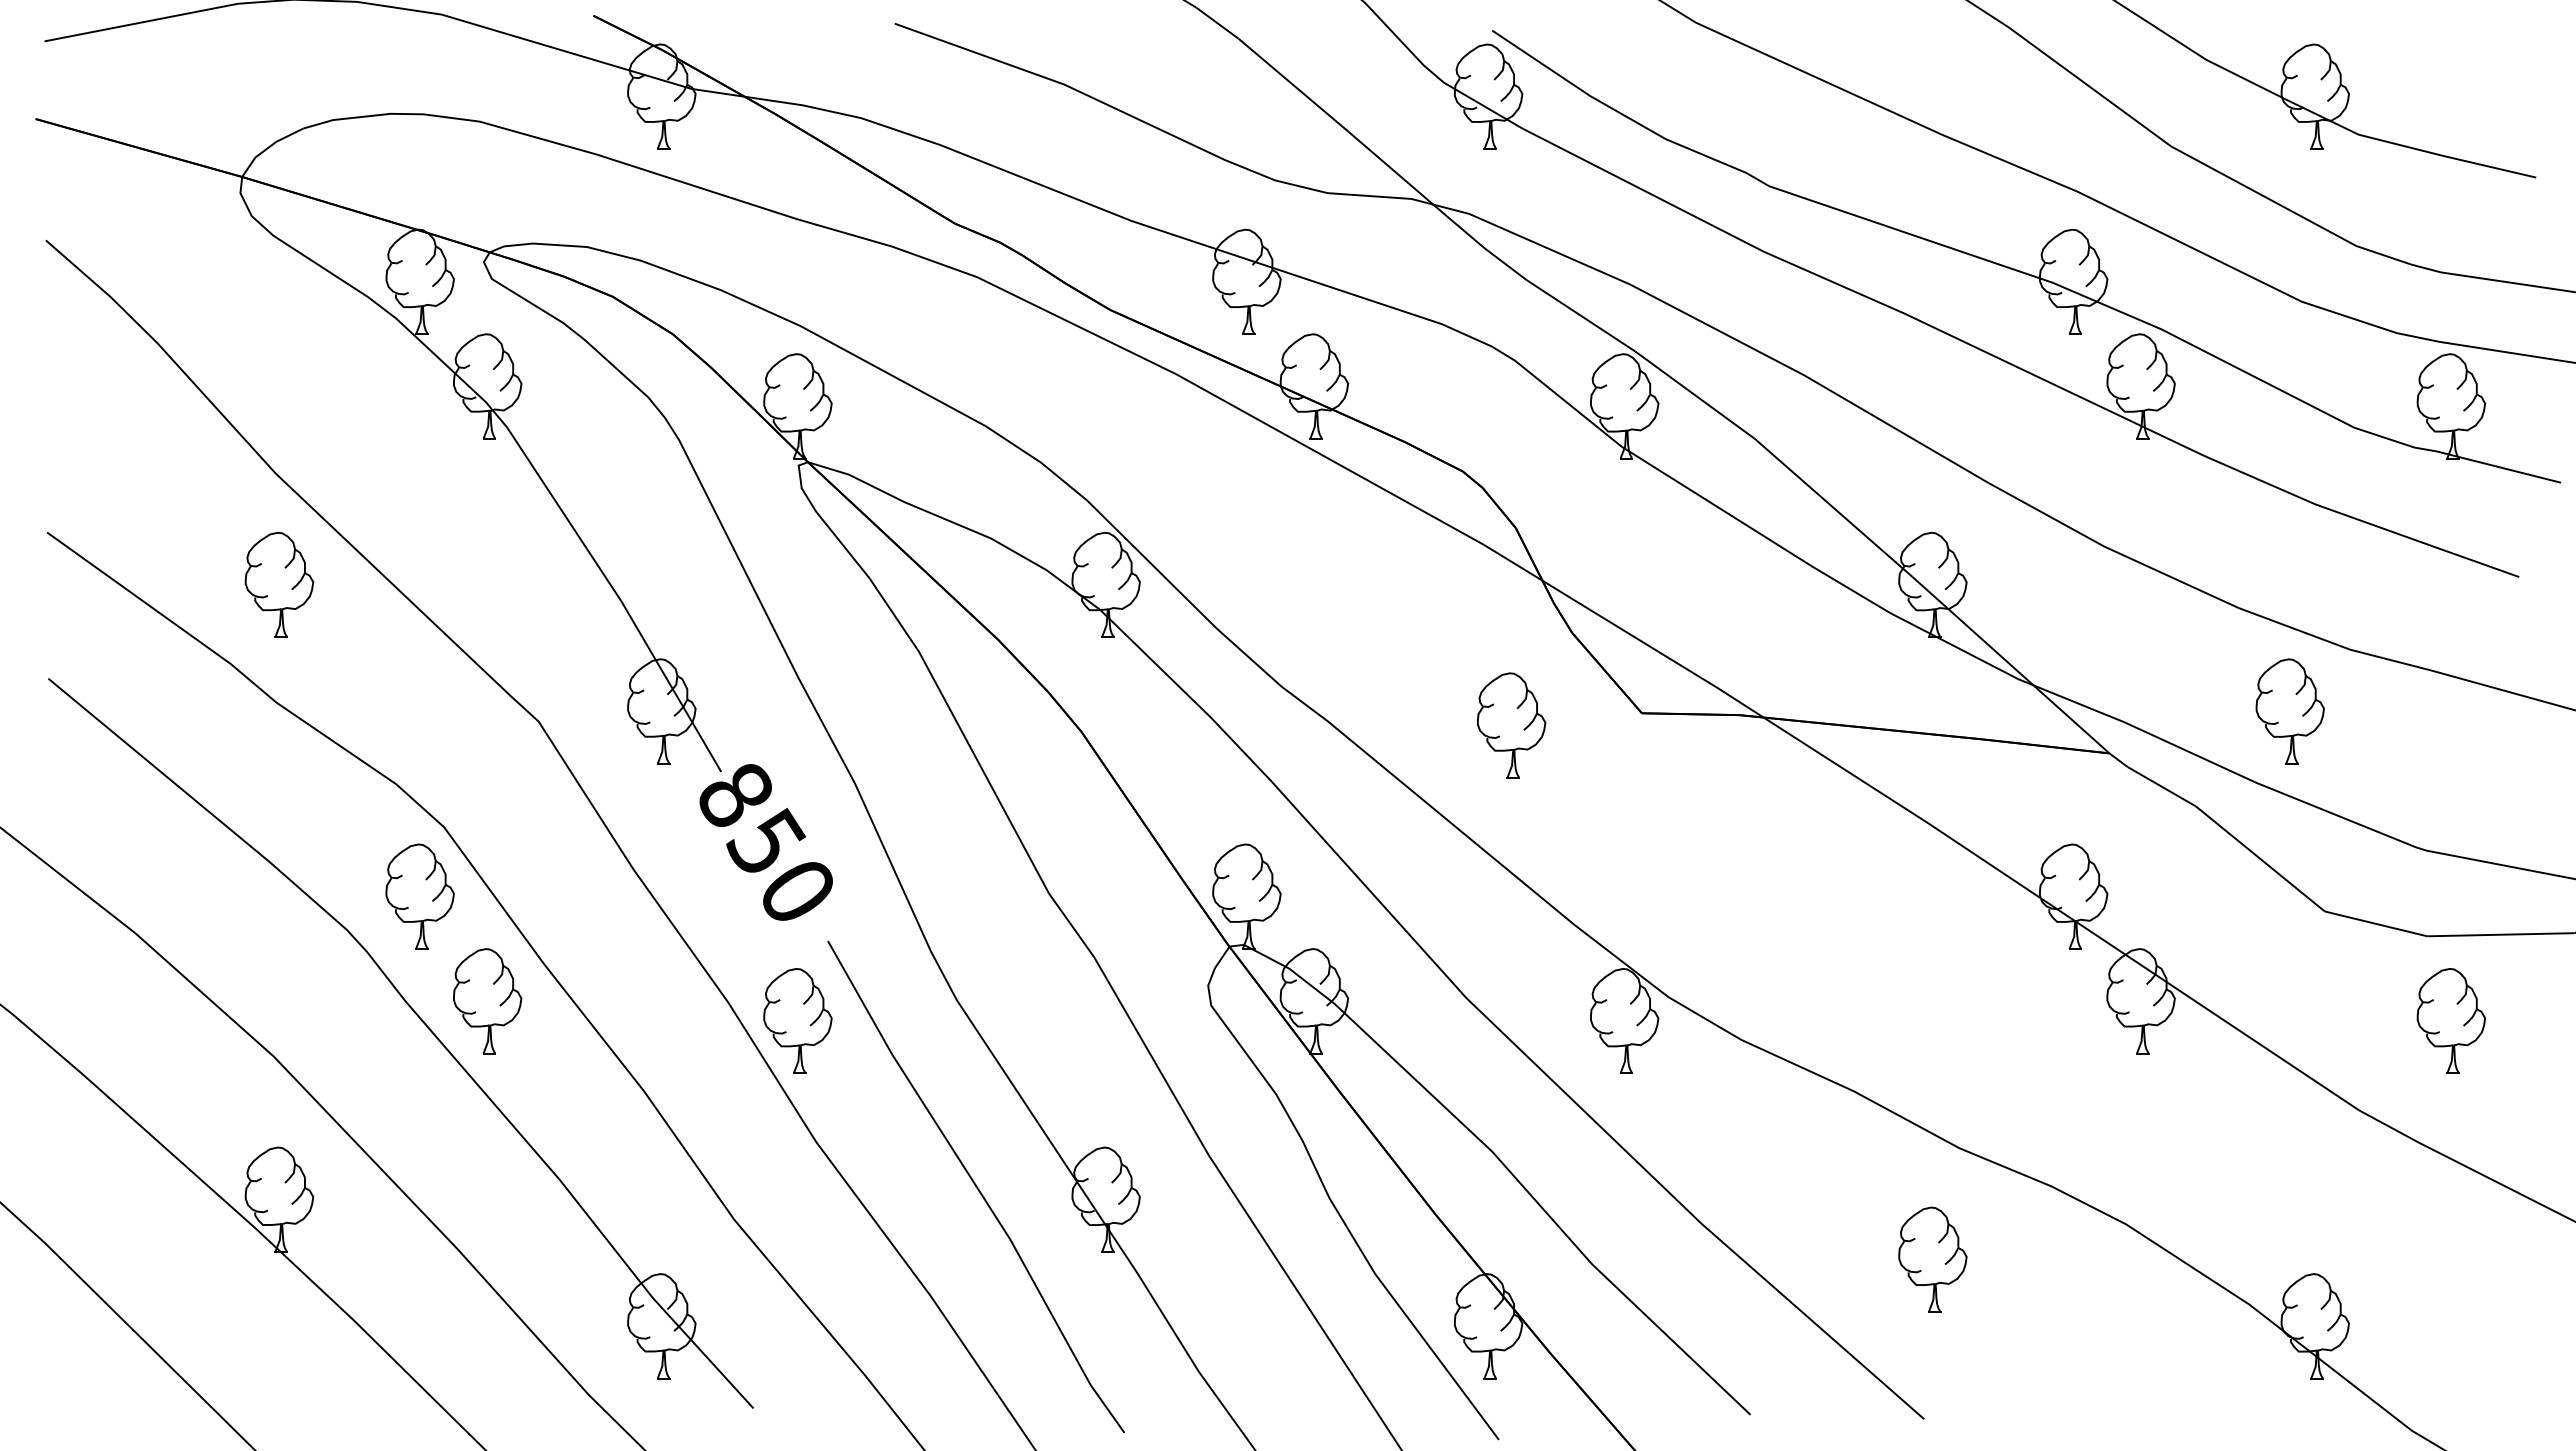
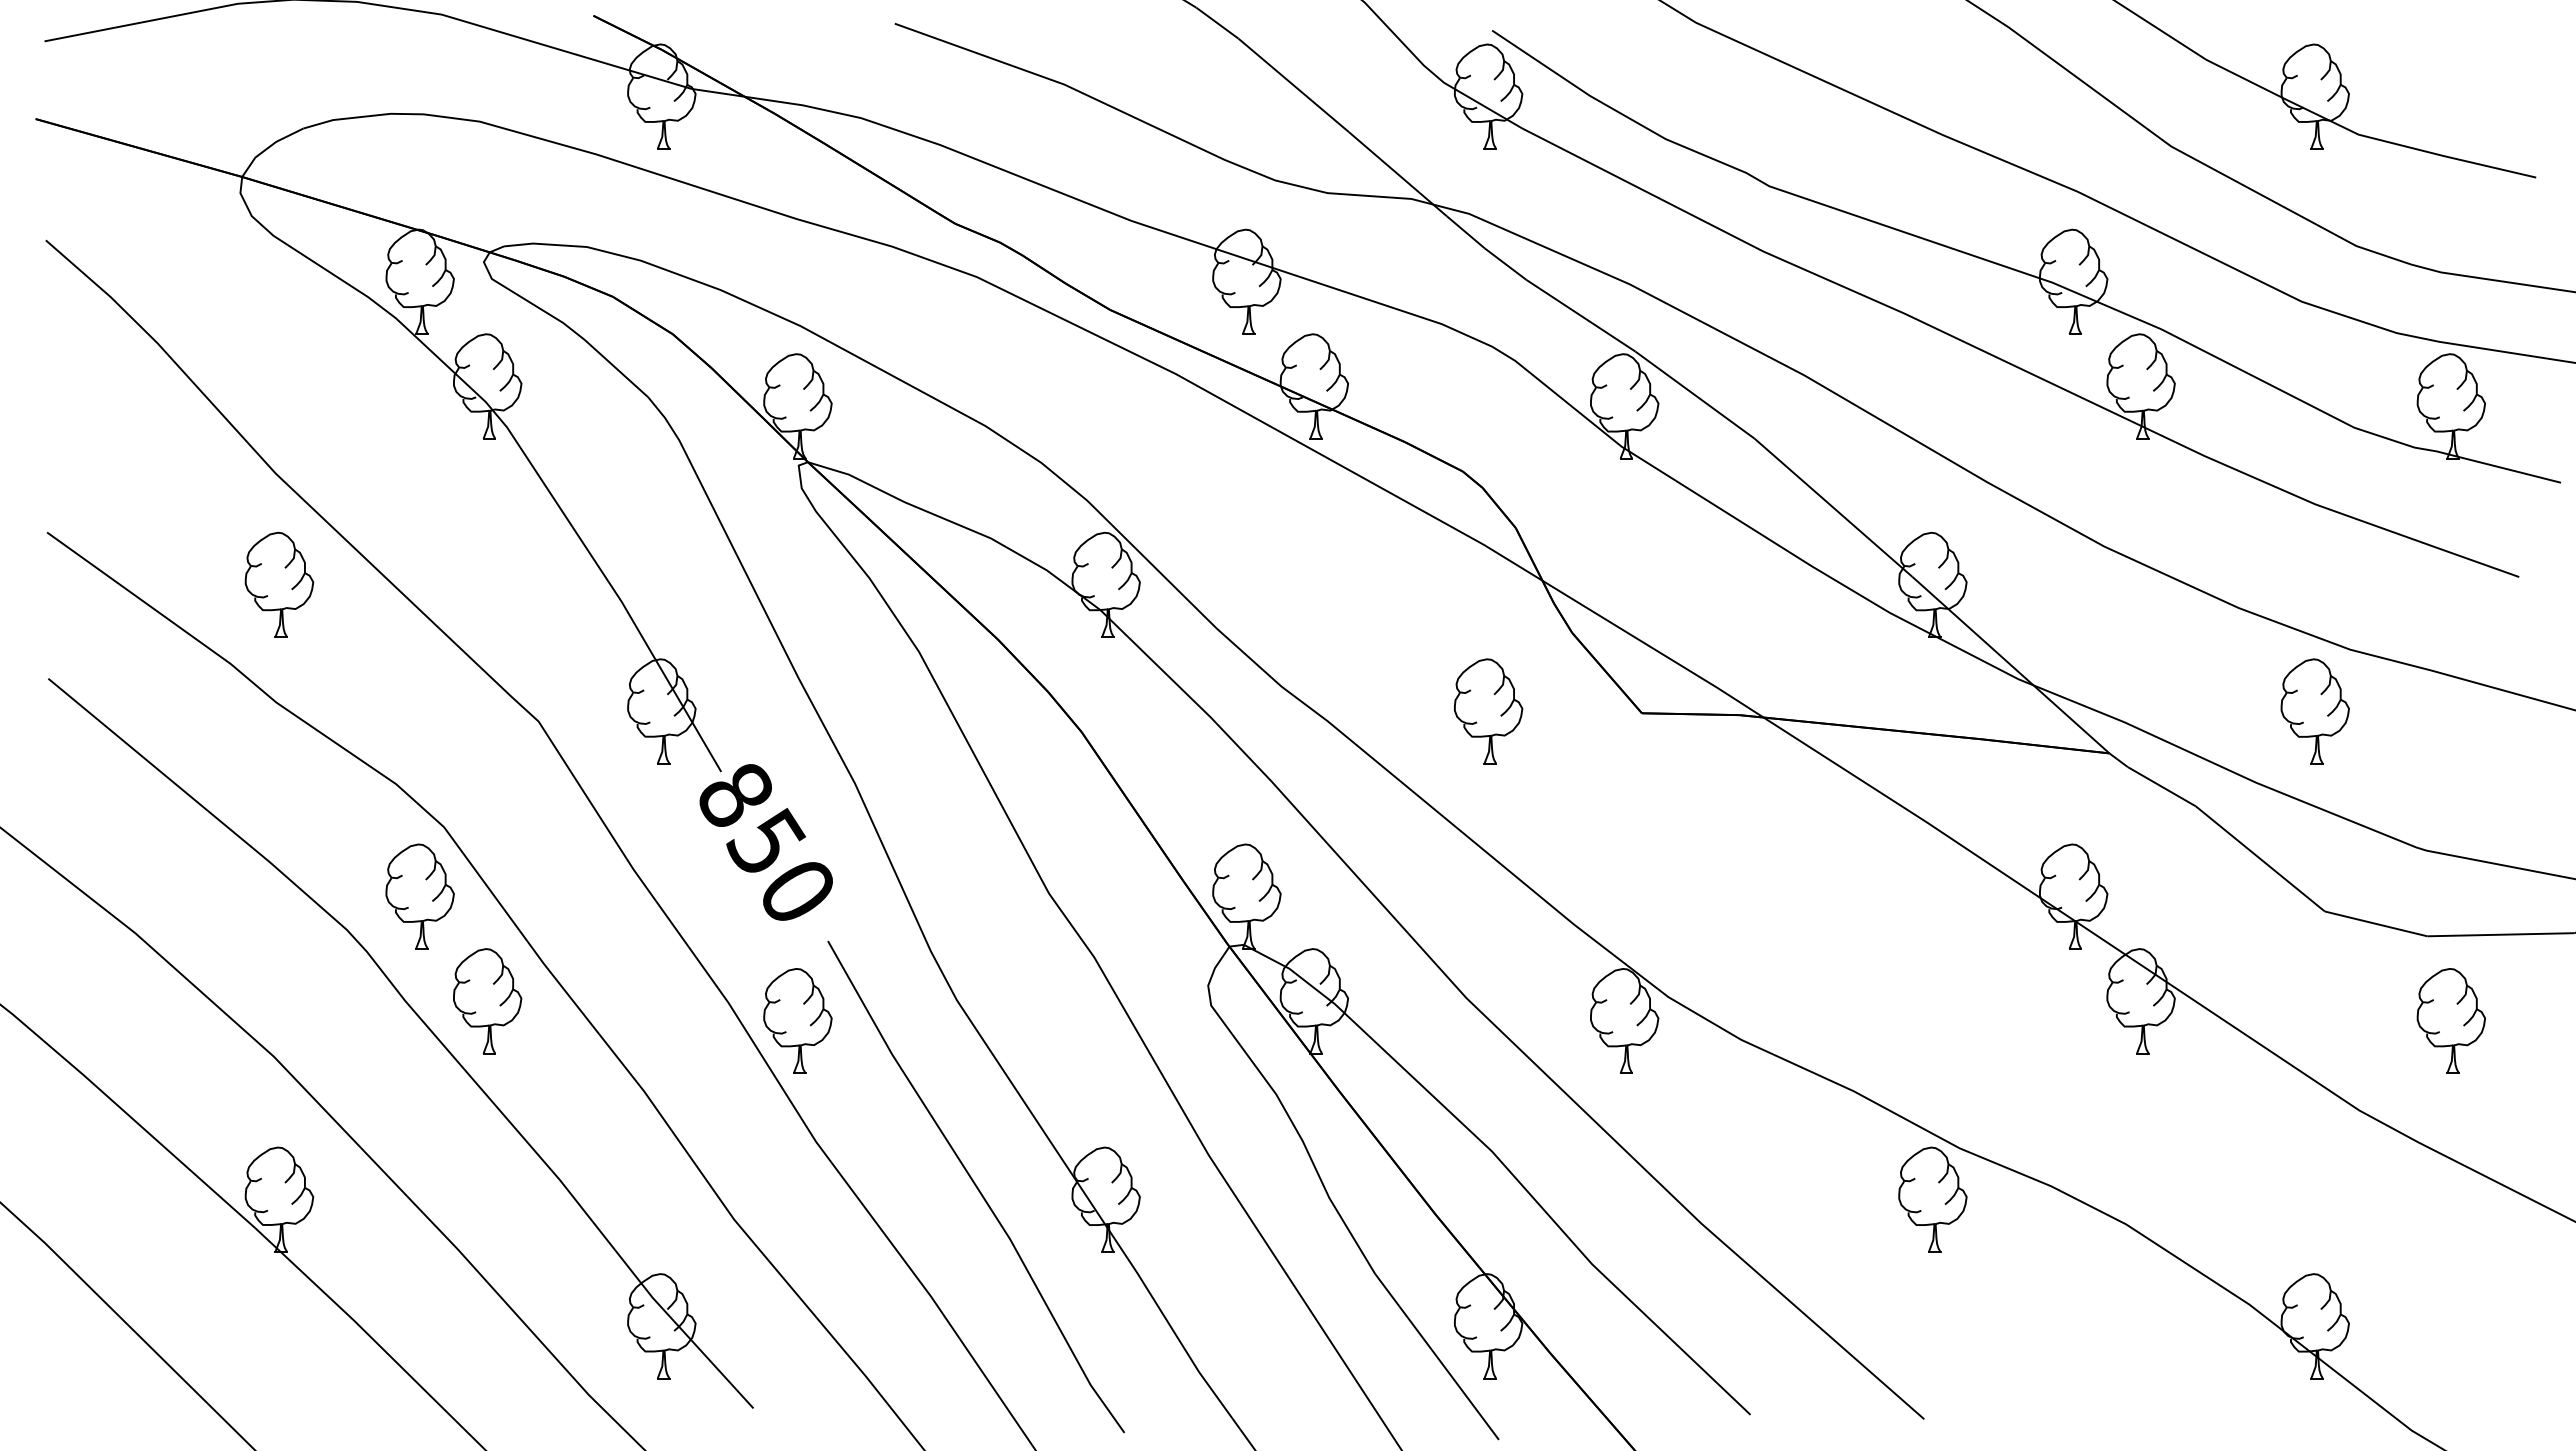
part position: (2289, 711) -> (2314, 711) (2314, 711)
part position: (1511, 725) -> (1488, 711) (1488, 711)
part position: (1932, 1259) -> (1932, 1199) (1932, 1199)
